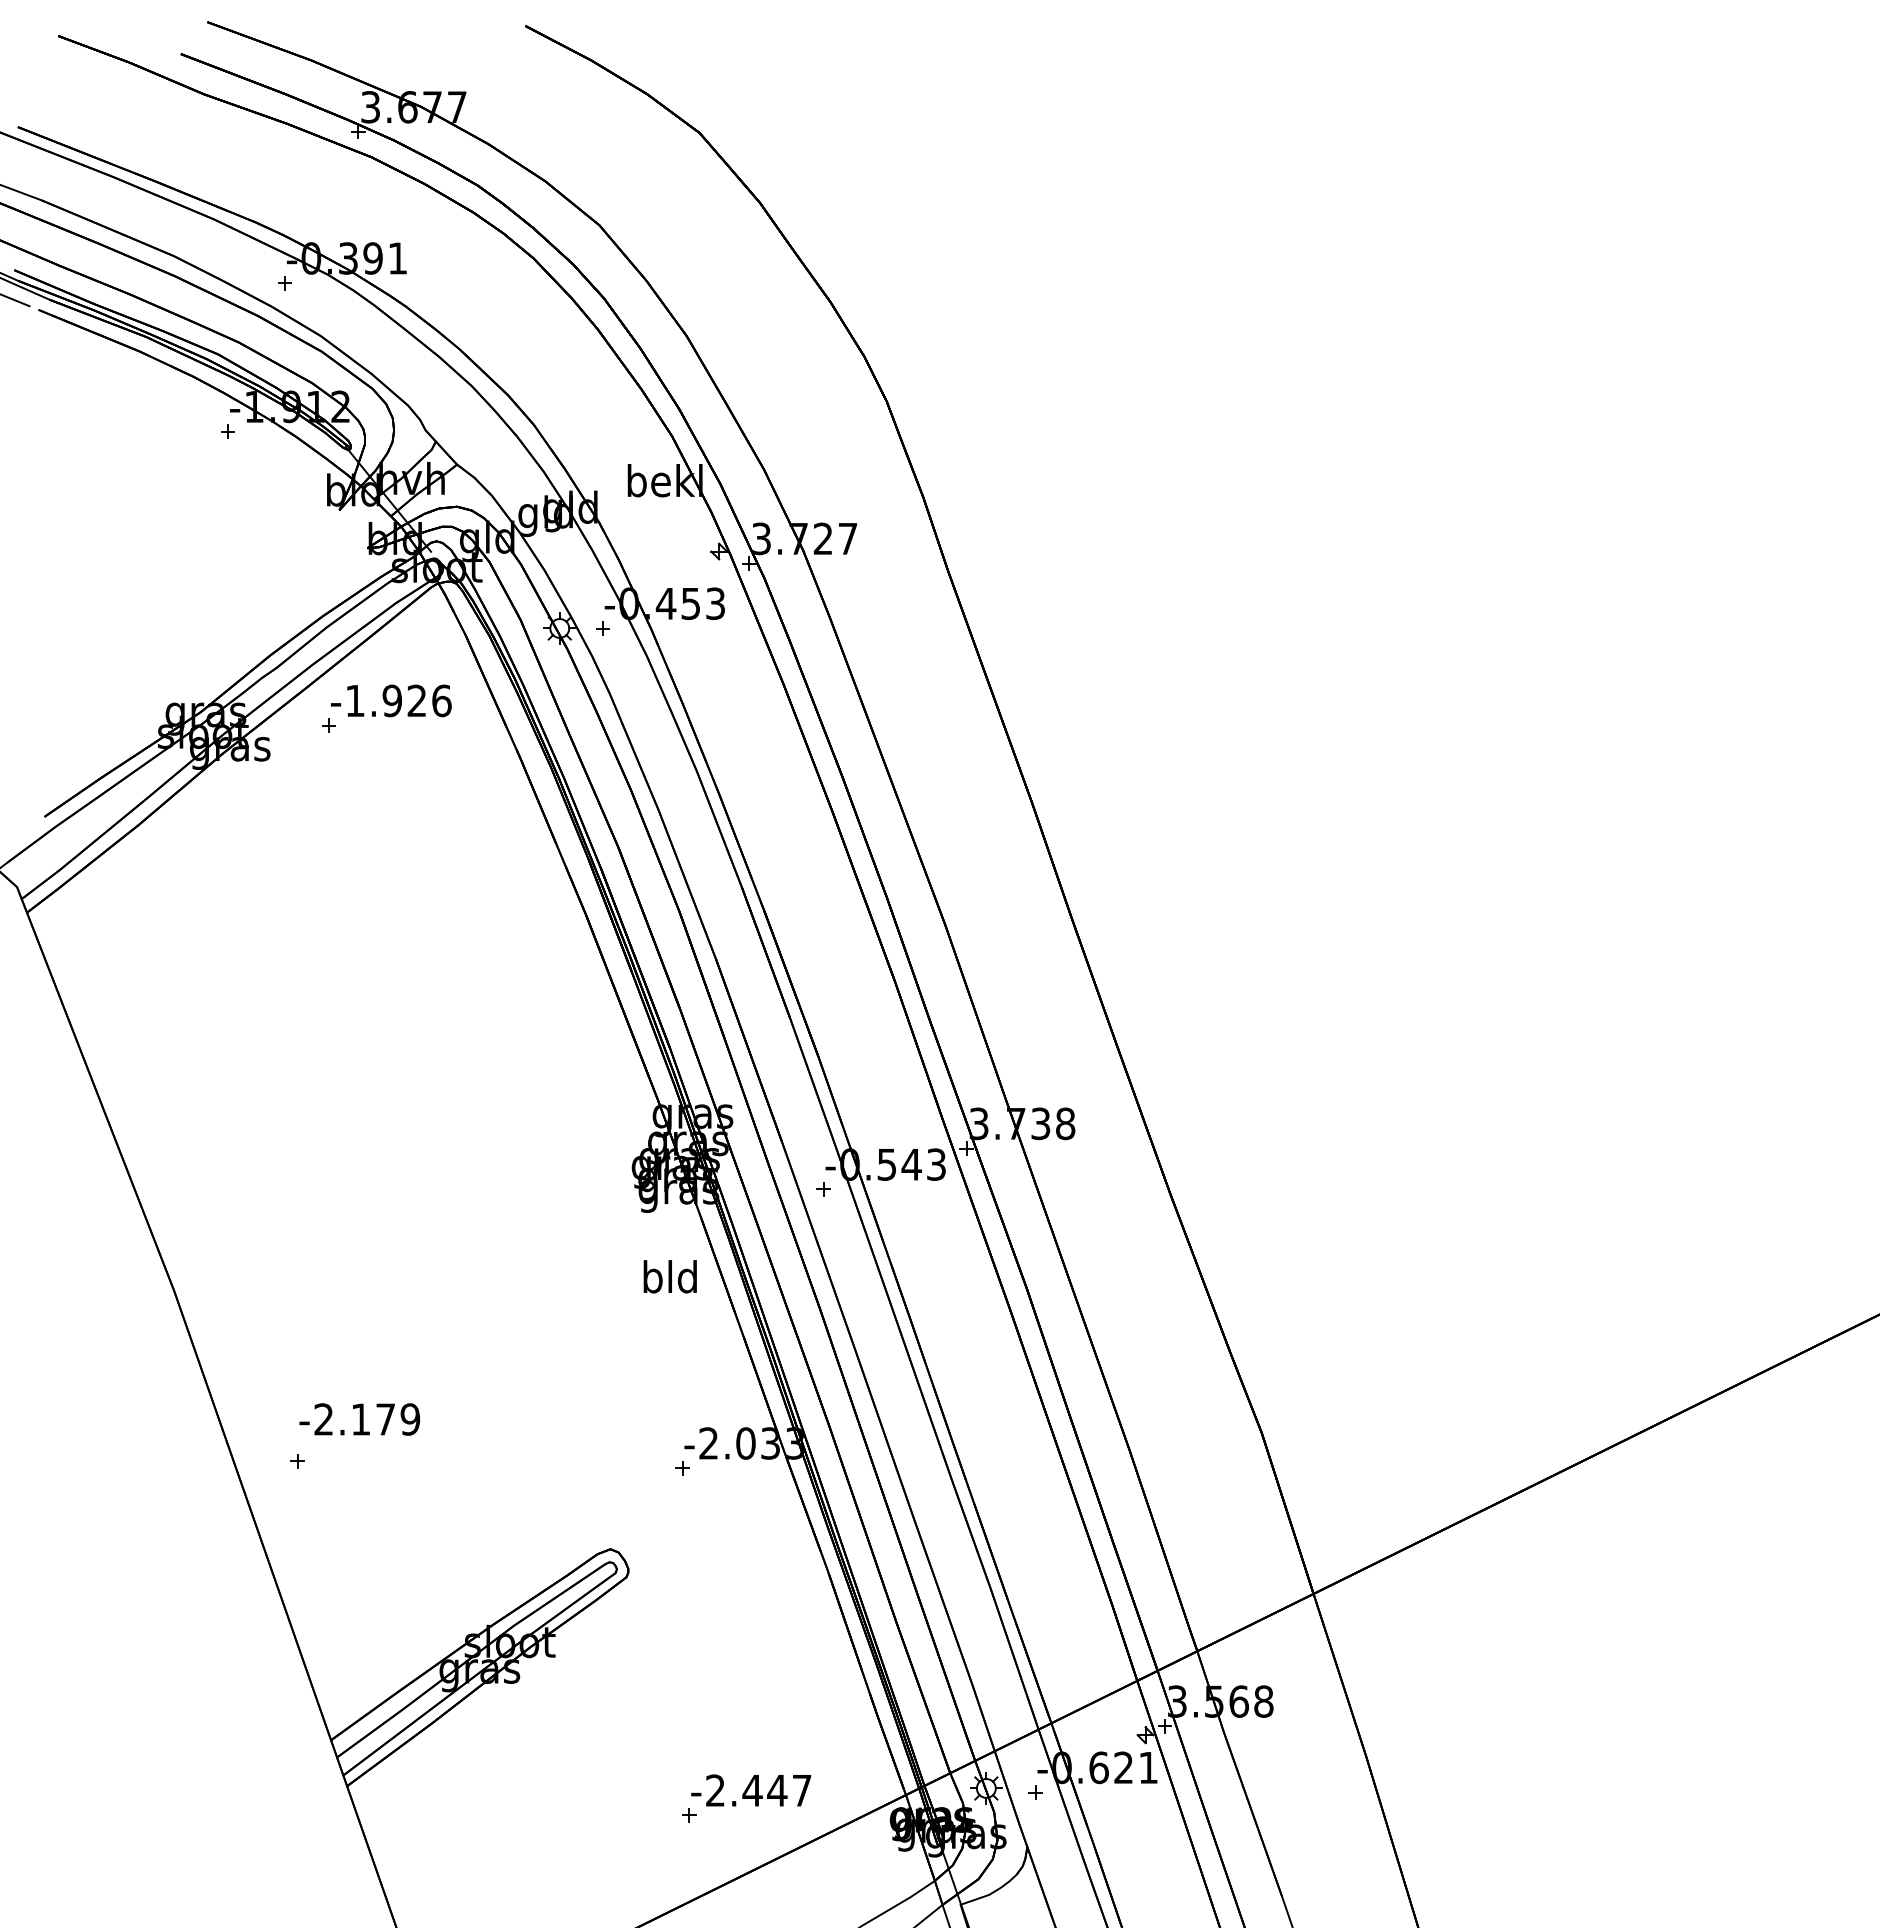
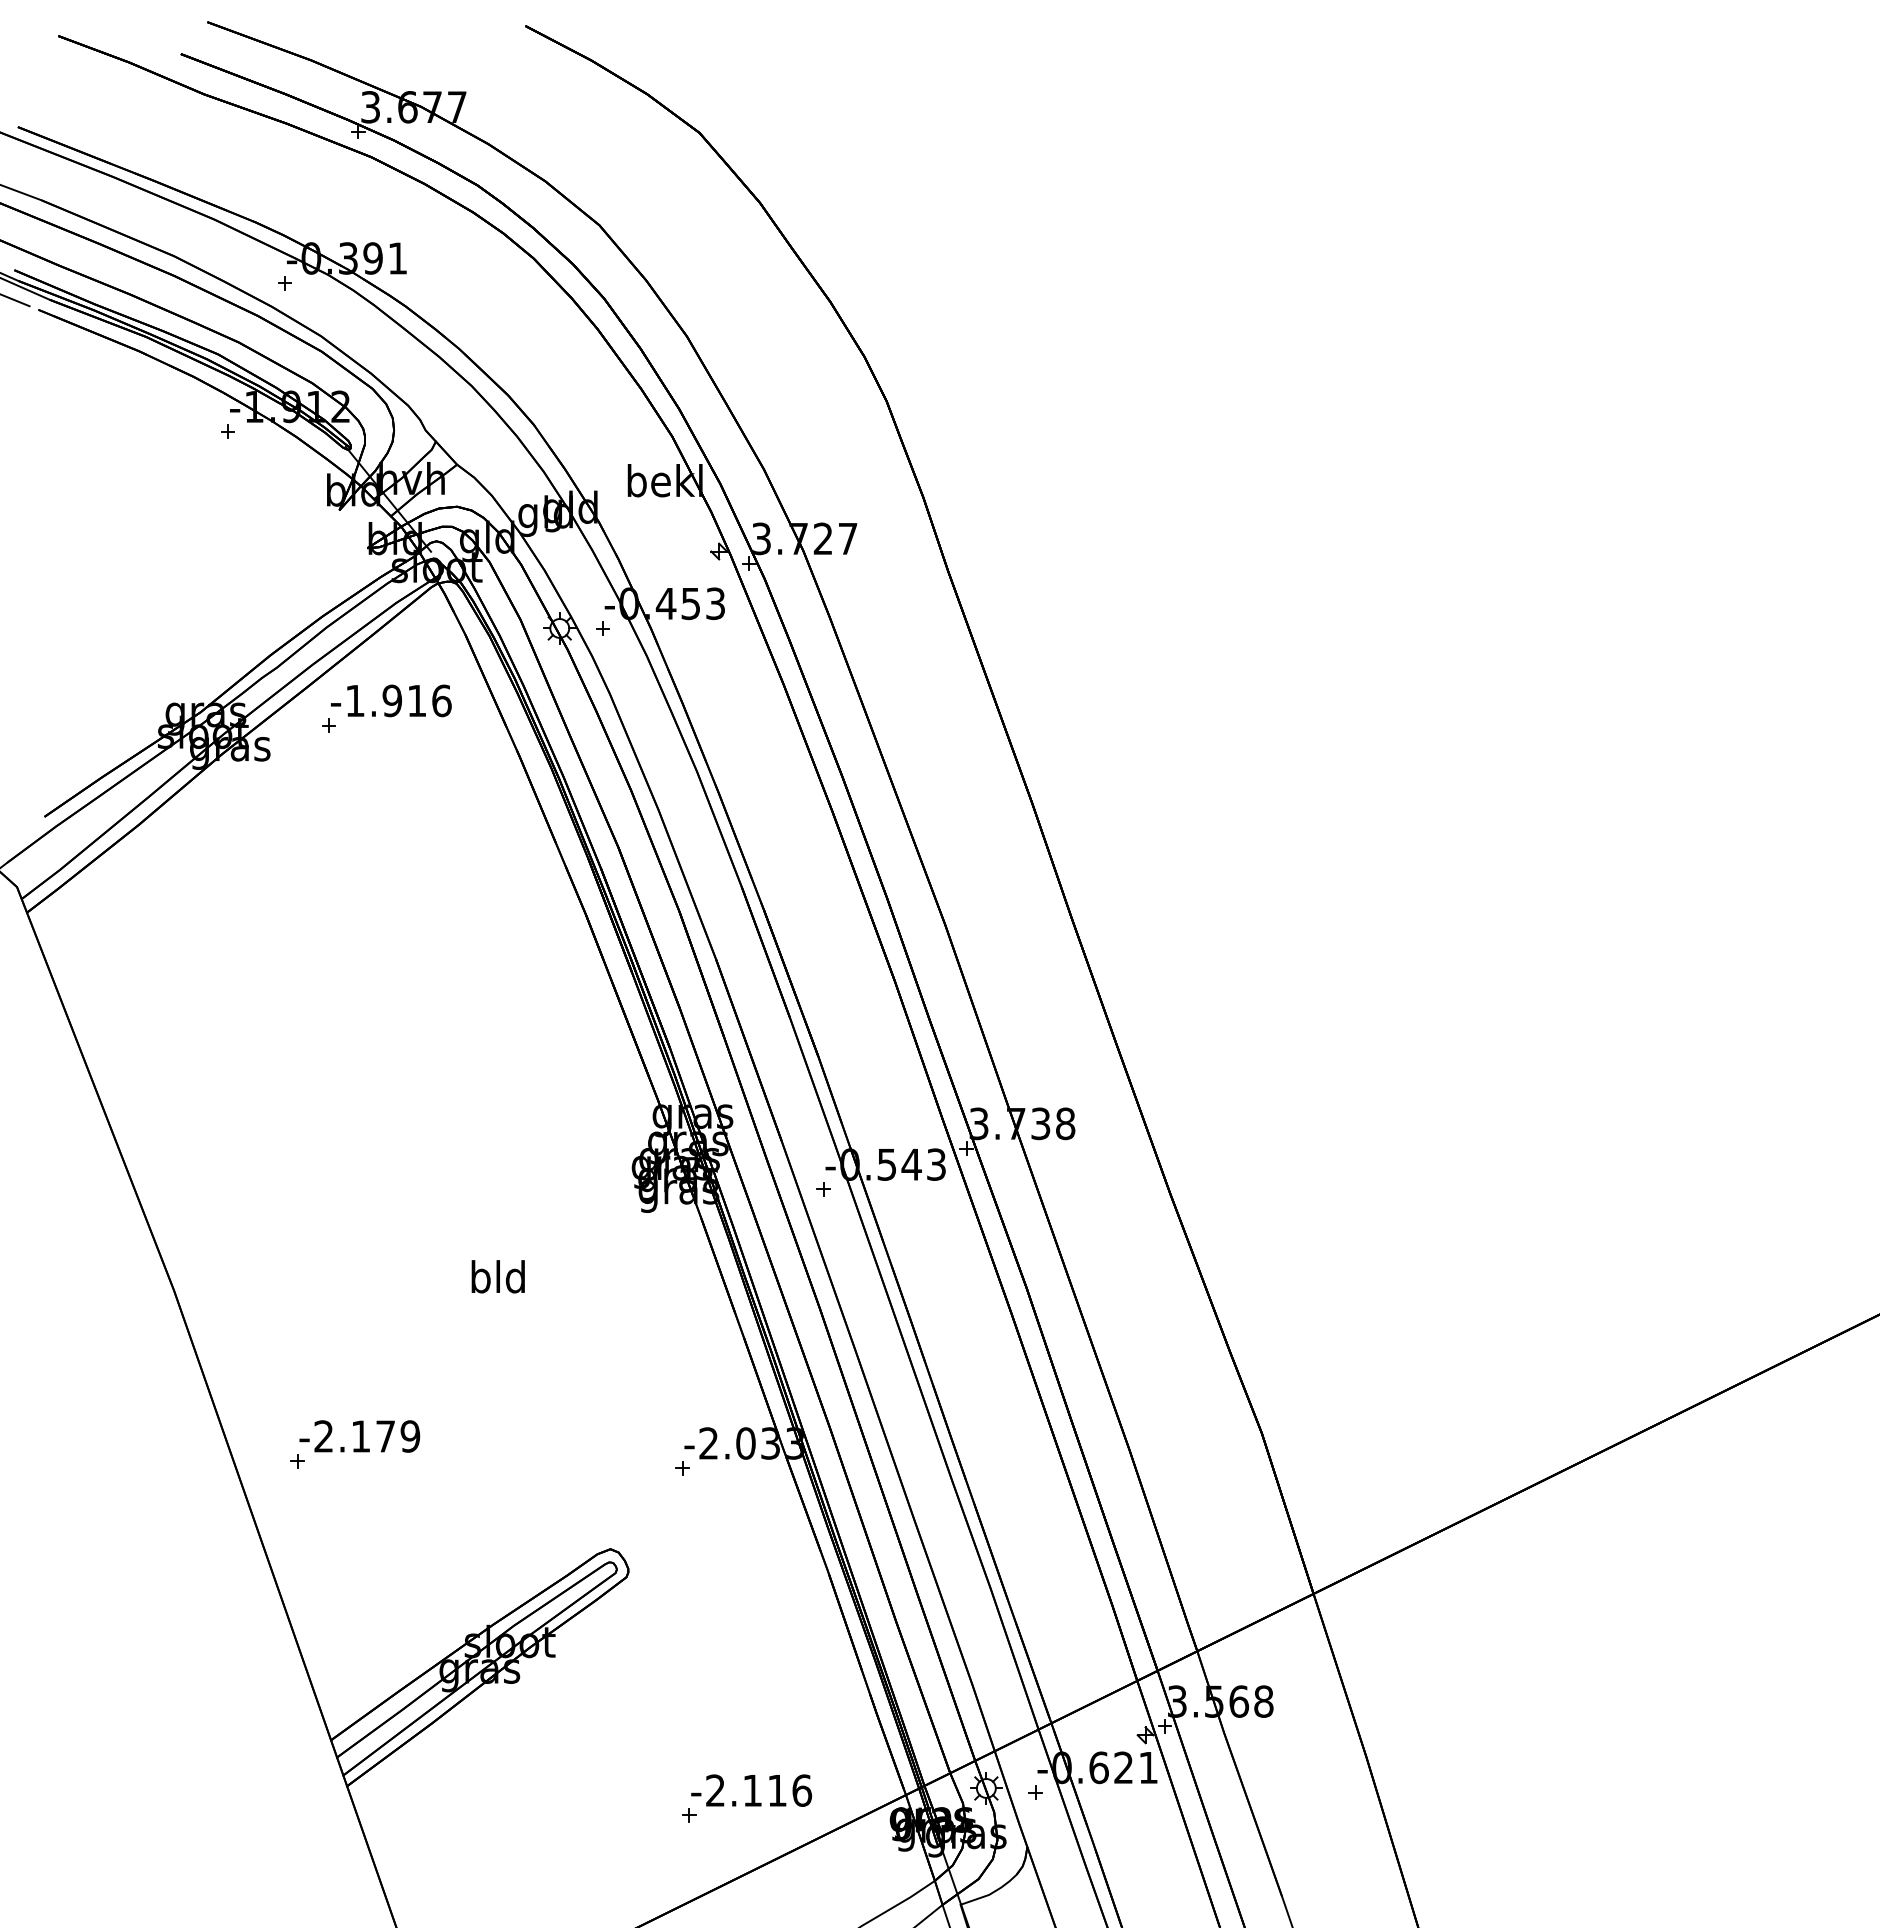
text: -1.926 -> -1.916 (416, 700)
text position: (669, 1276) -> (497, 1276) (497, 1276)
text position: (359, 1419) -> (359, 1436) (359, 1436)
text: -2.447 -> -2.116 (777, 1790)
